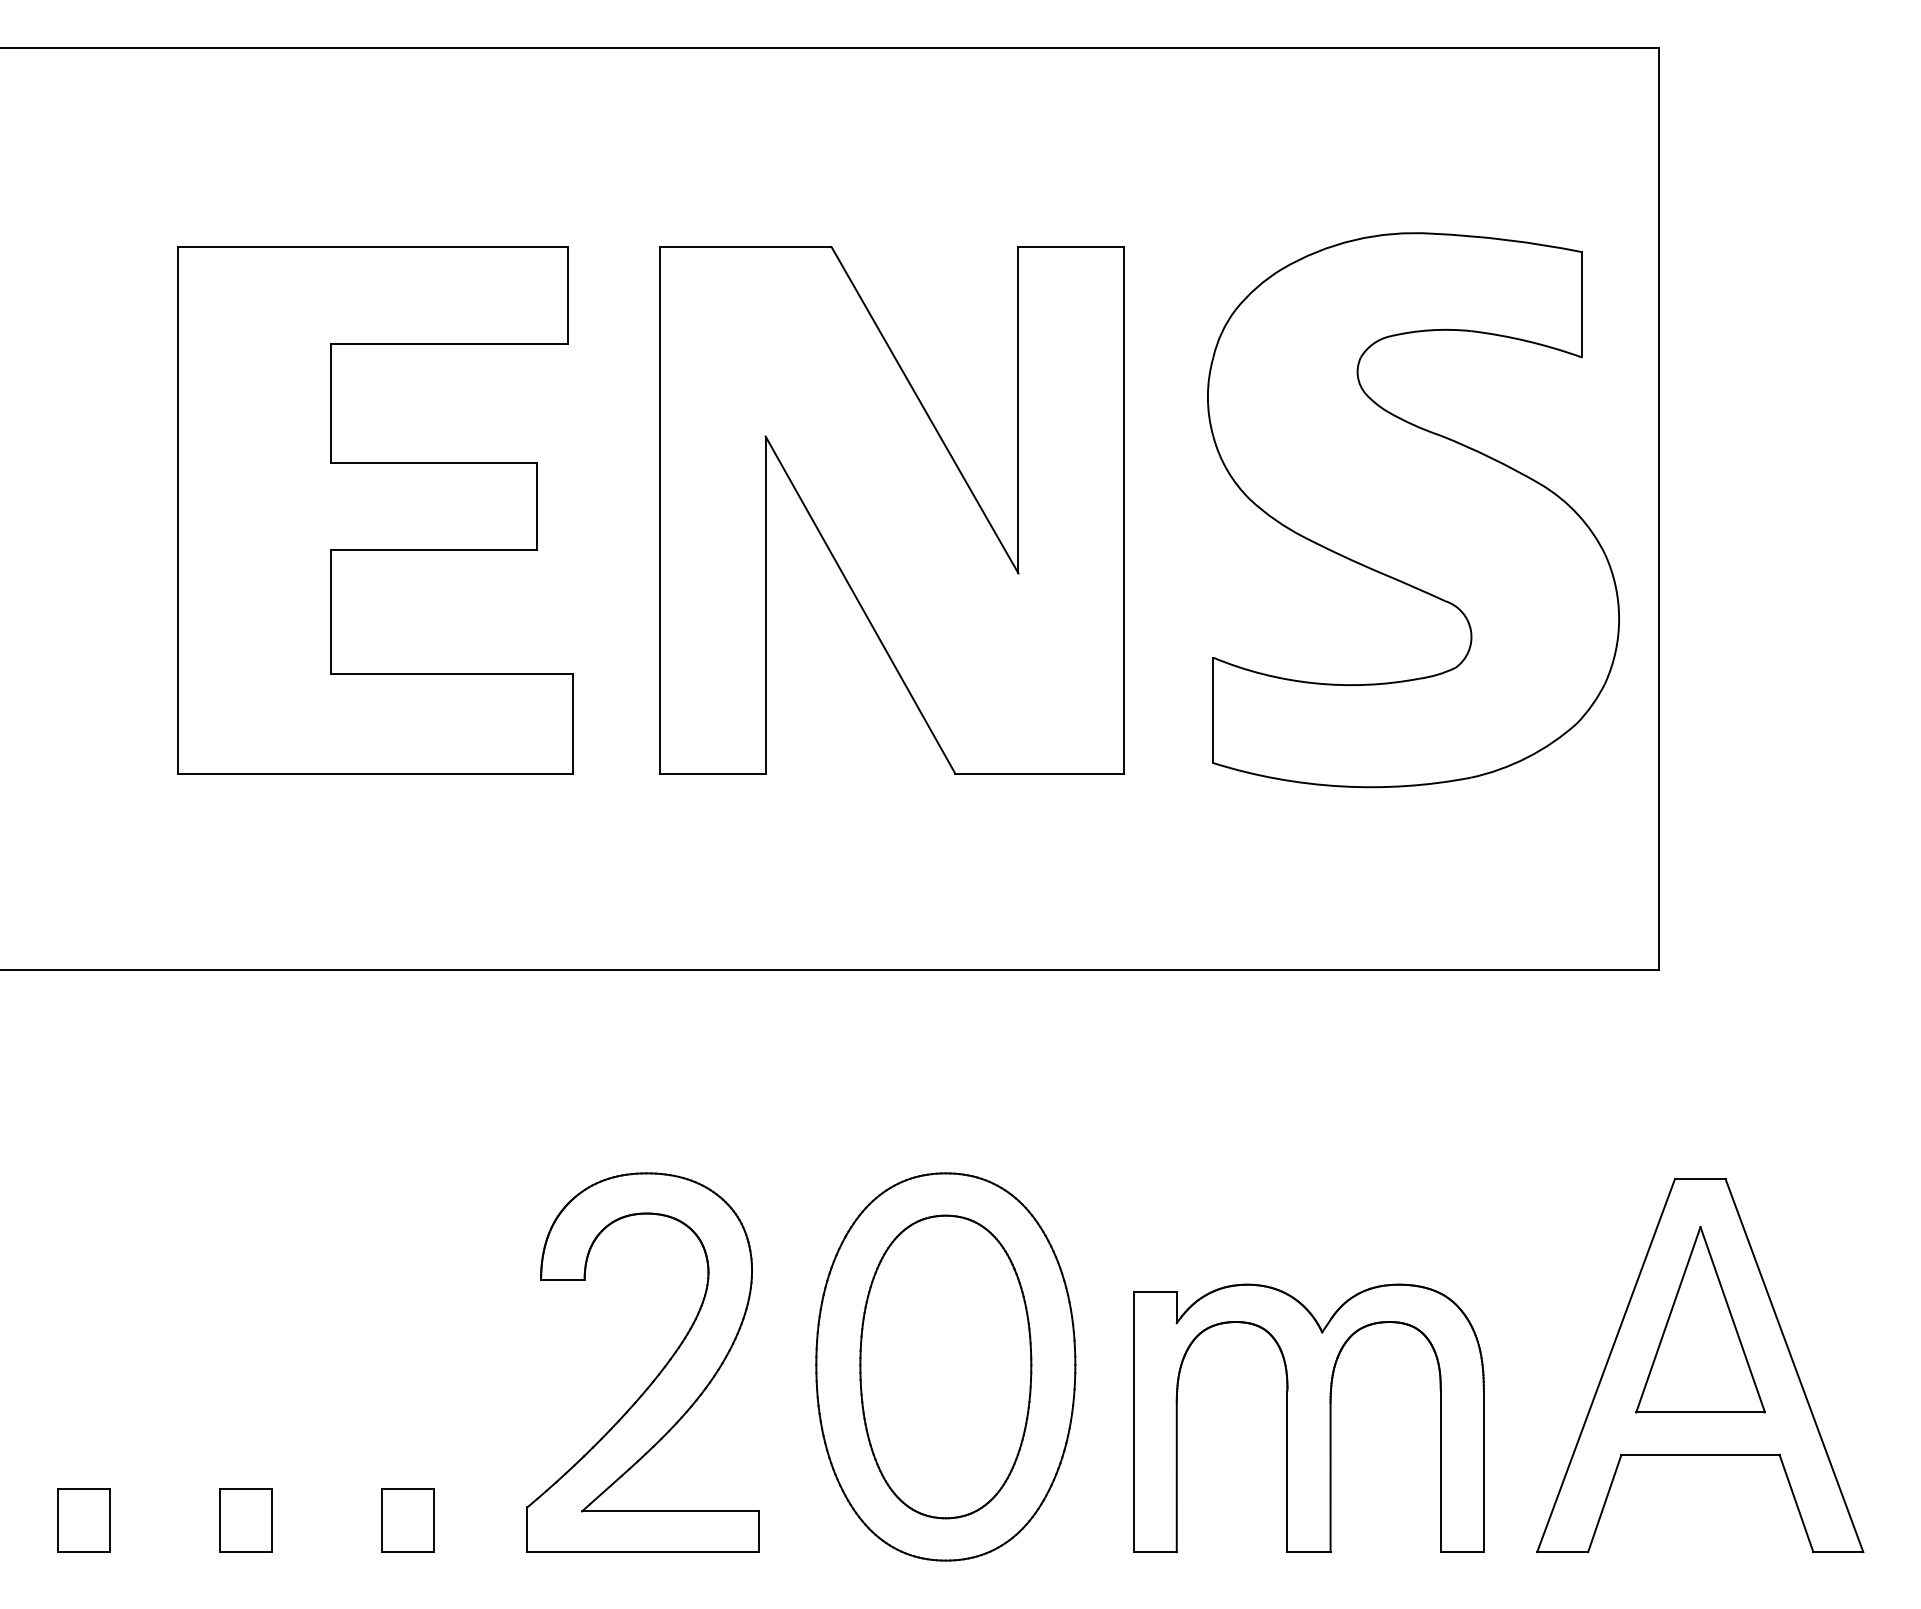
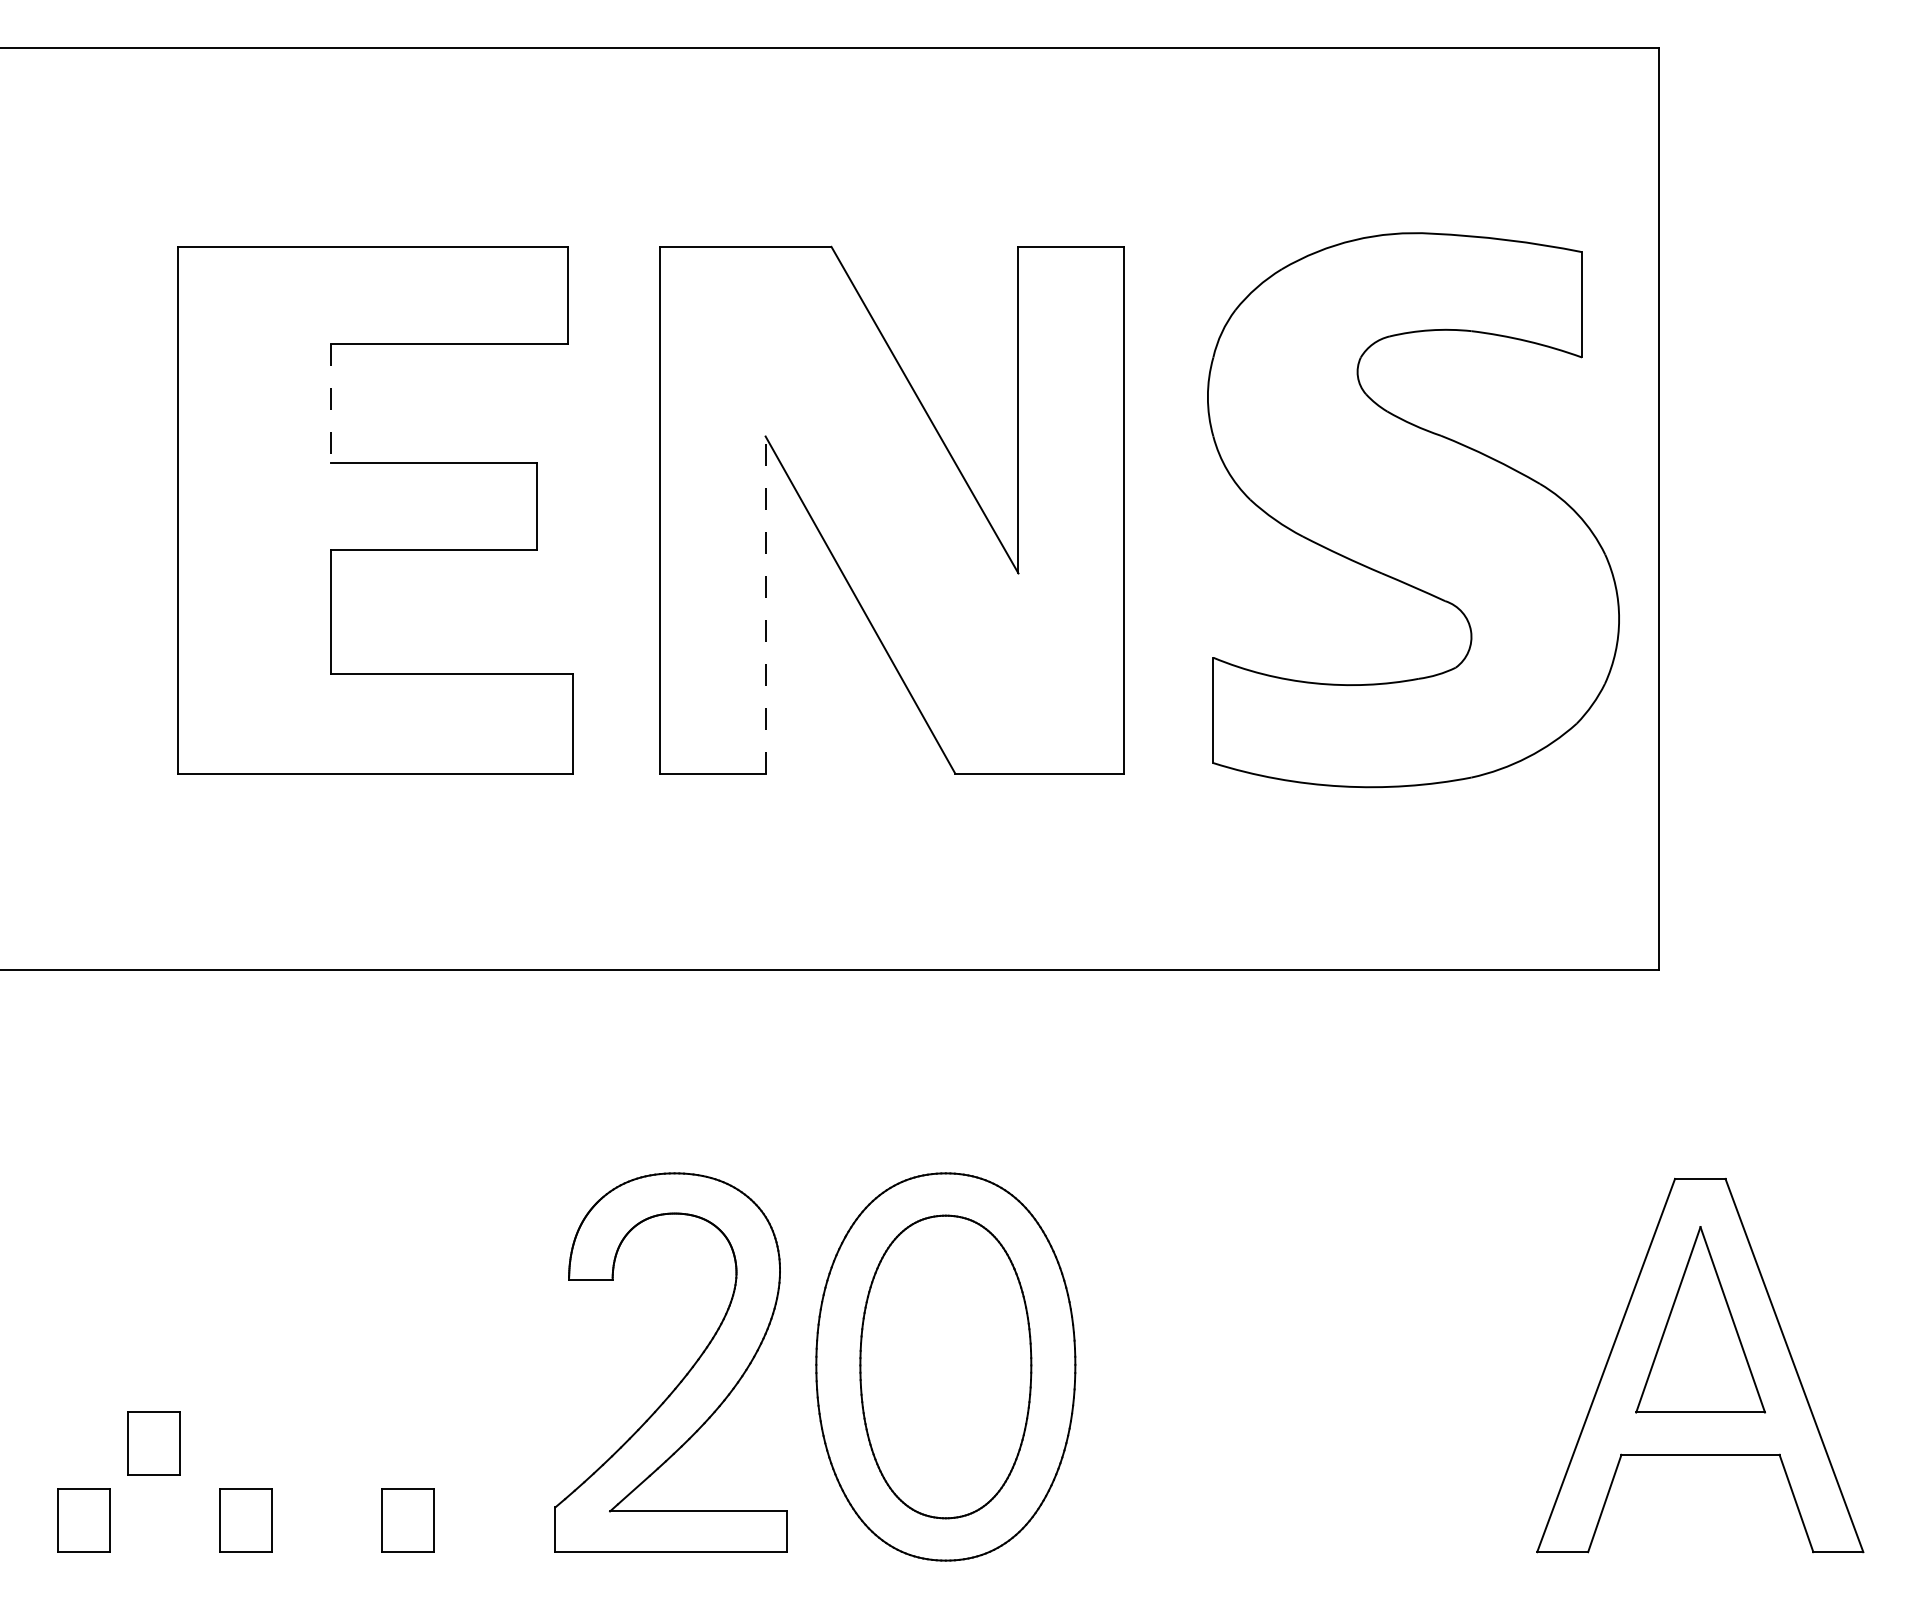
line: solid -> dashed (331, 404)
line: solid -> dashed (765, 605)
part position: (657, 1374) -> (685, 1374) (685, 1374)
part: present -> none (1308, 1418)
part: none -> present (153, 1443)
